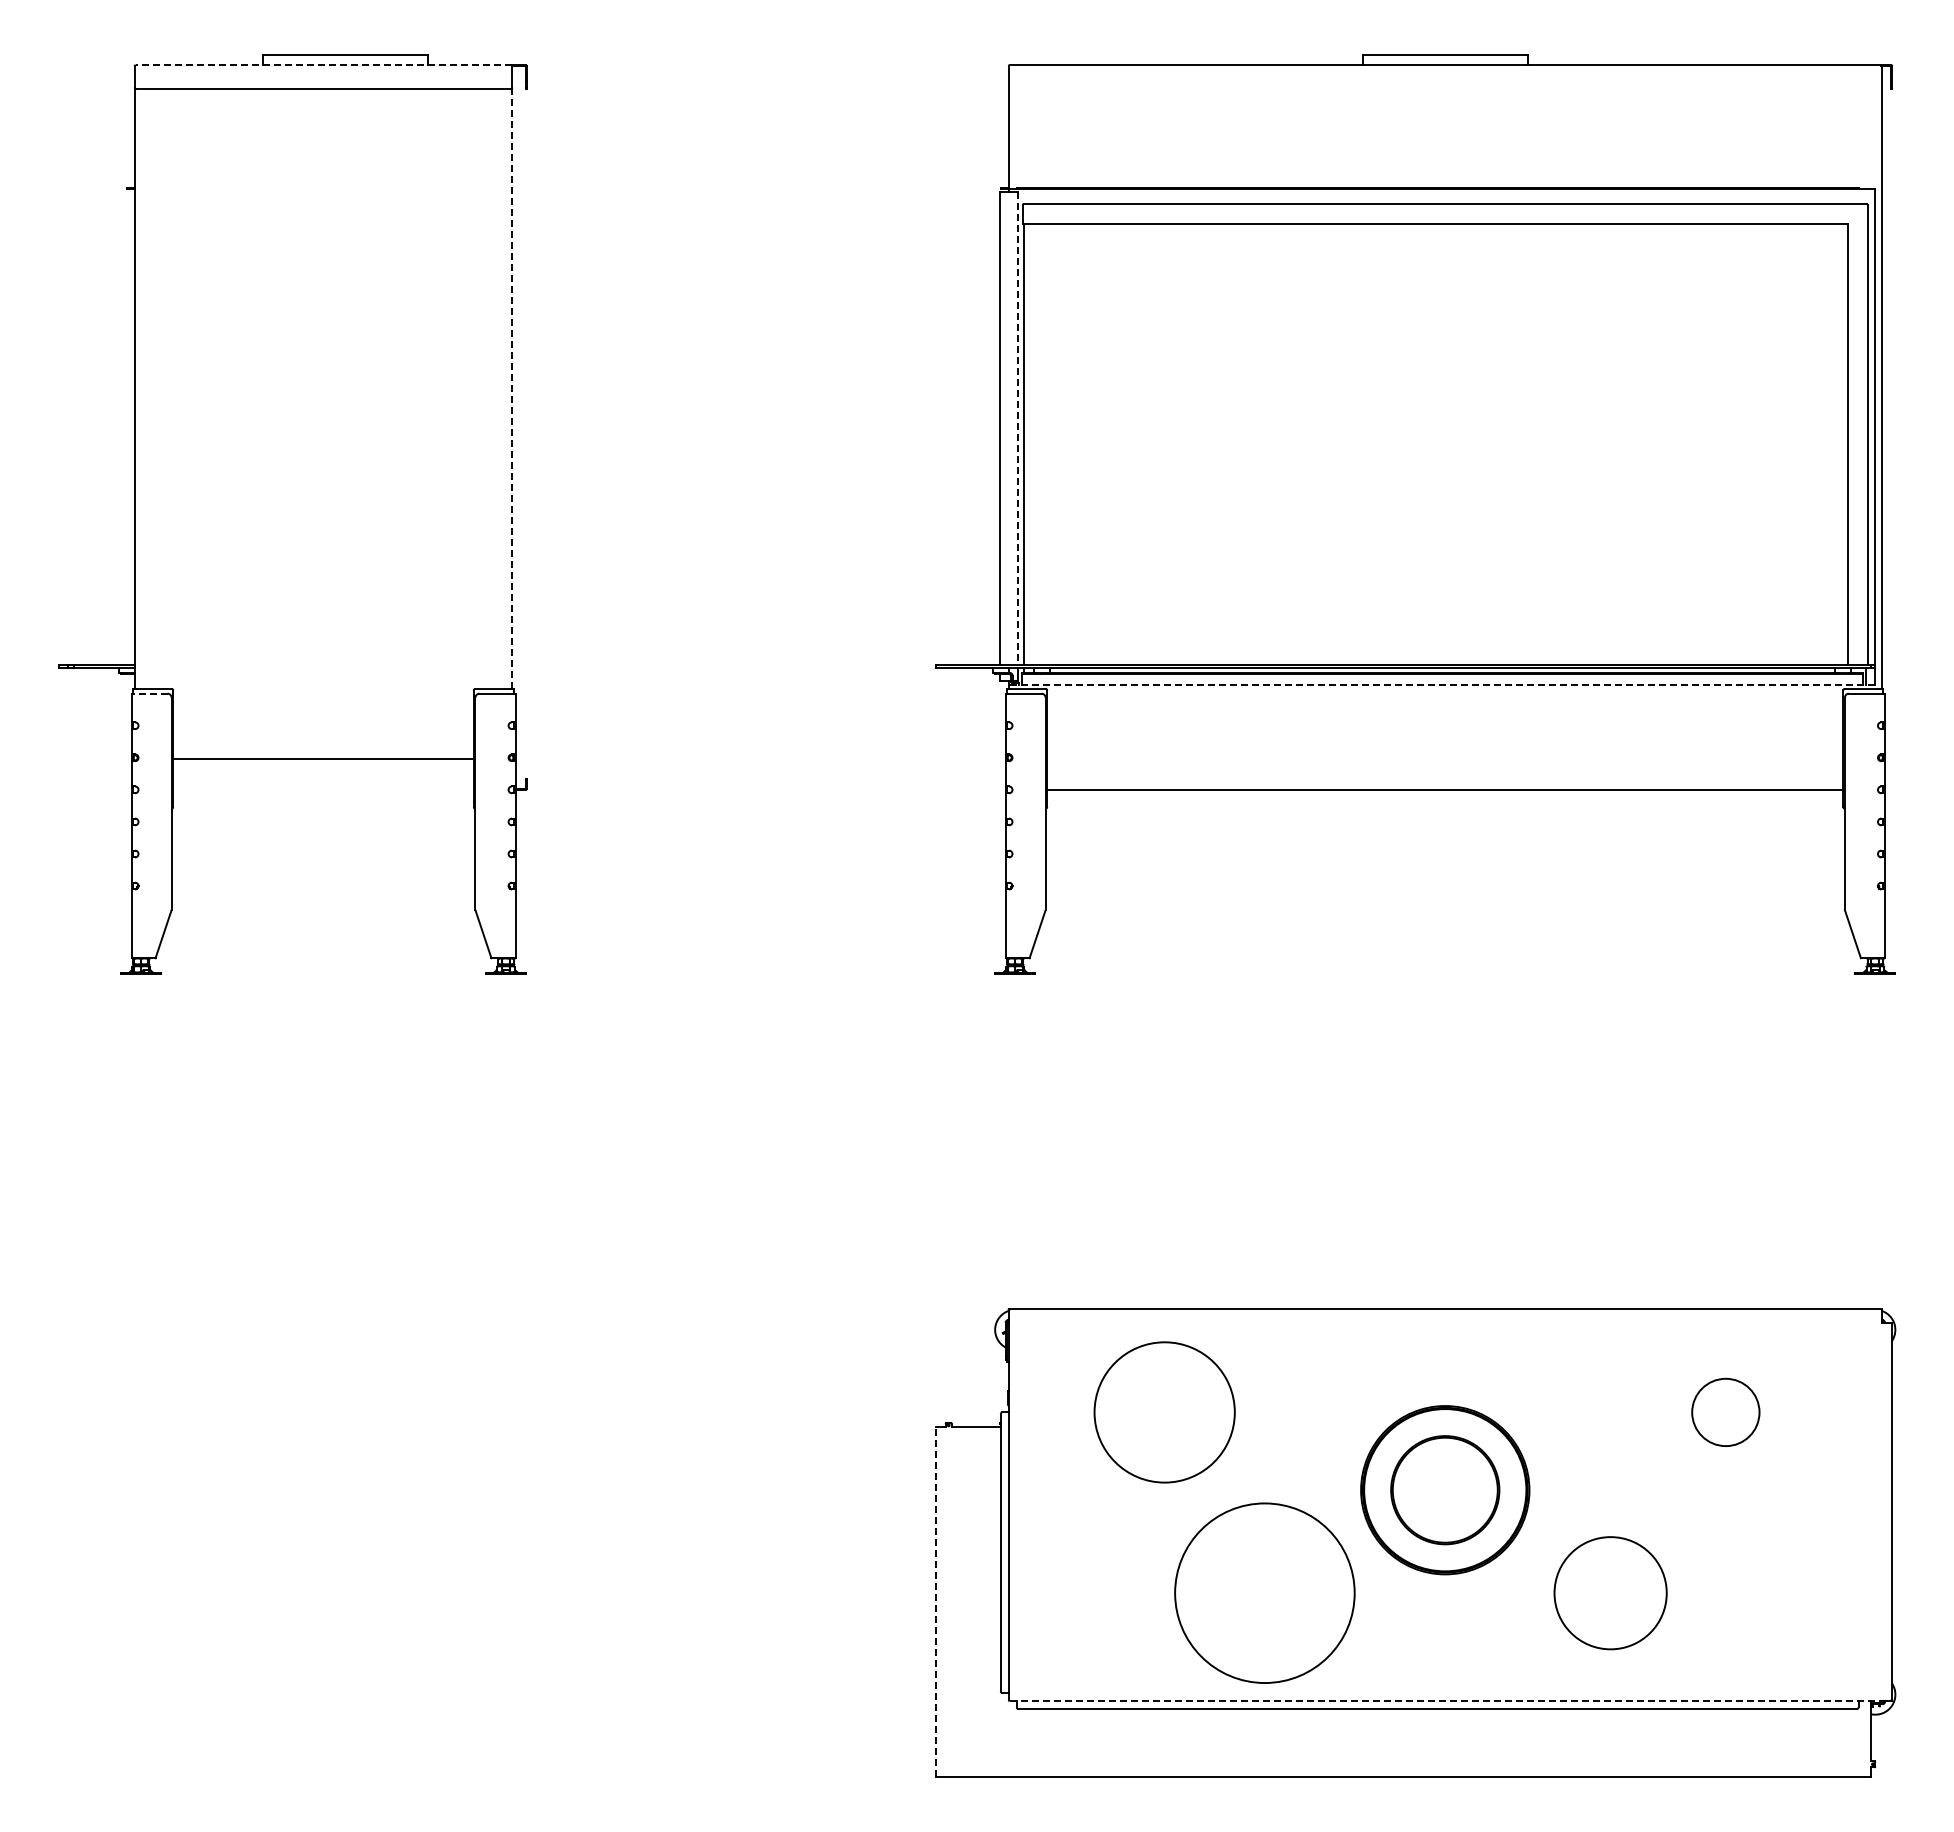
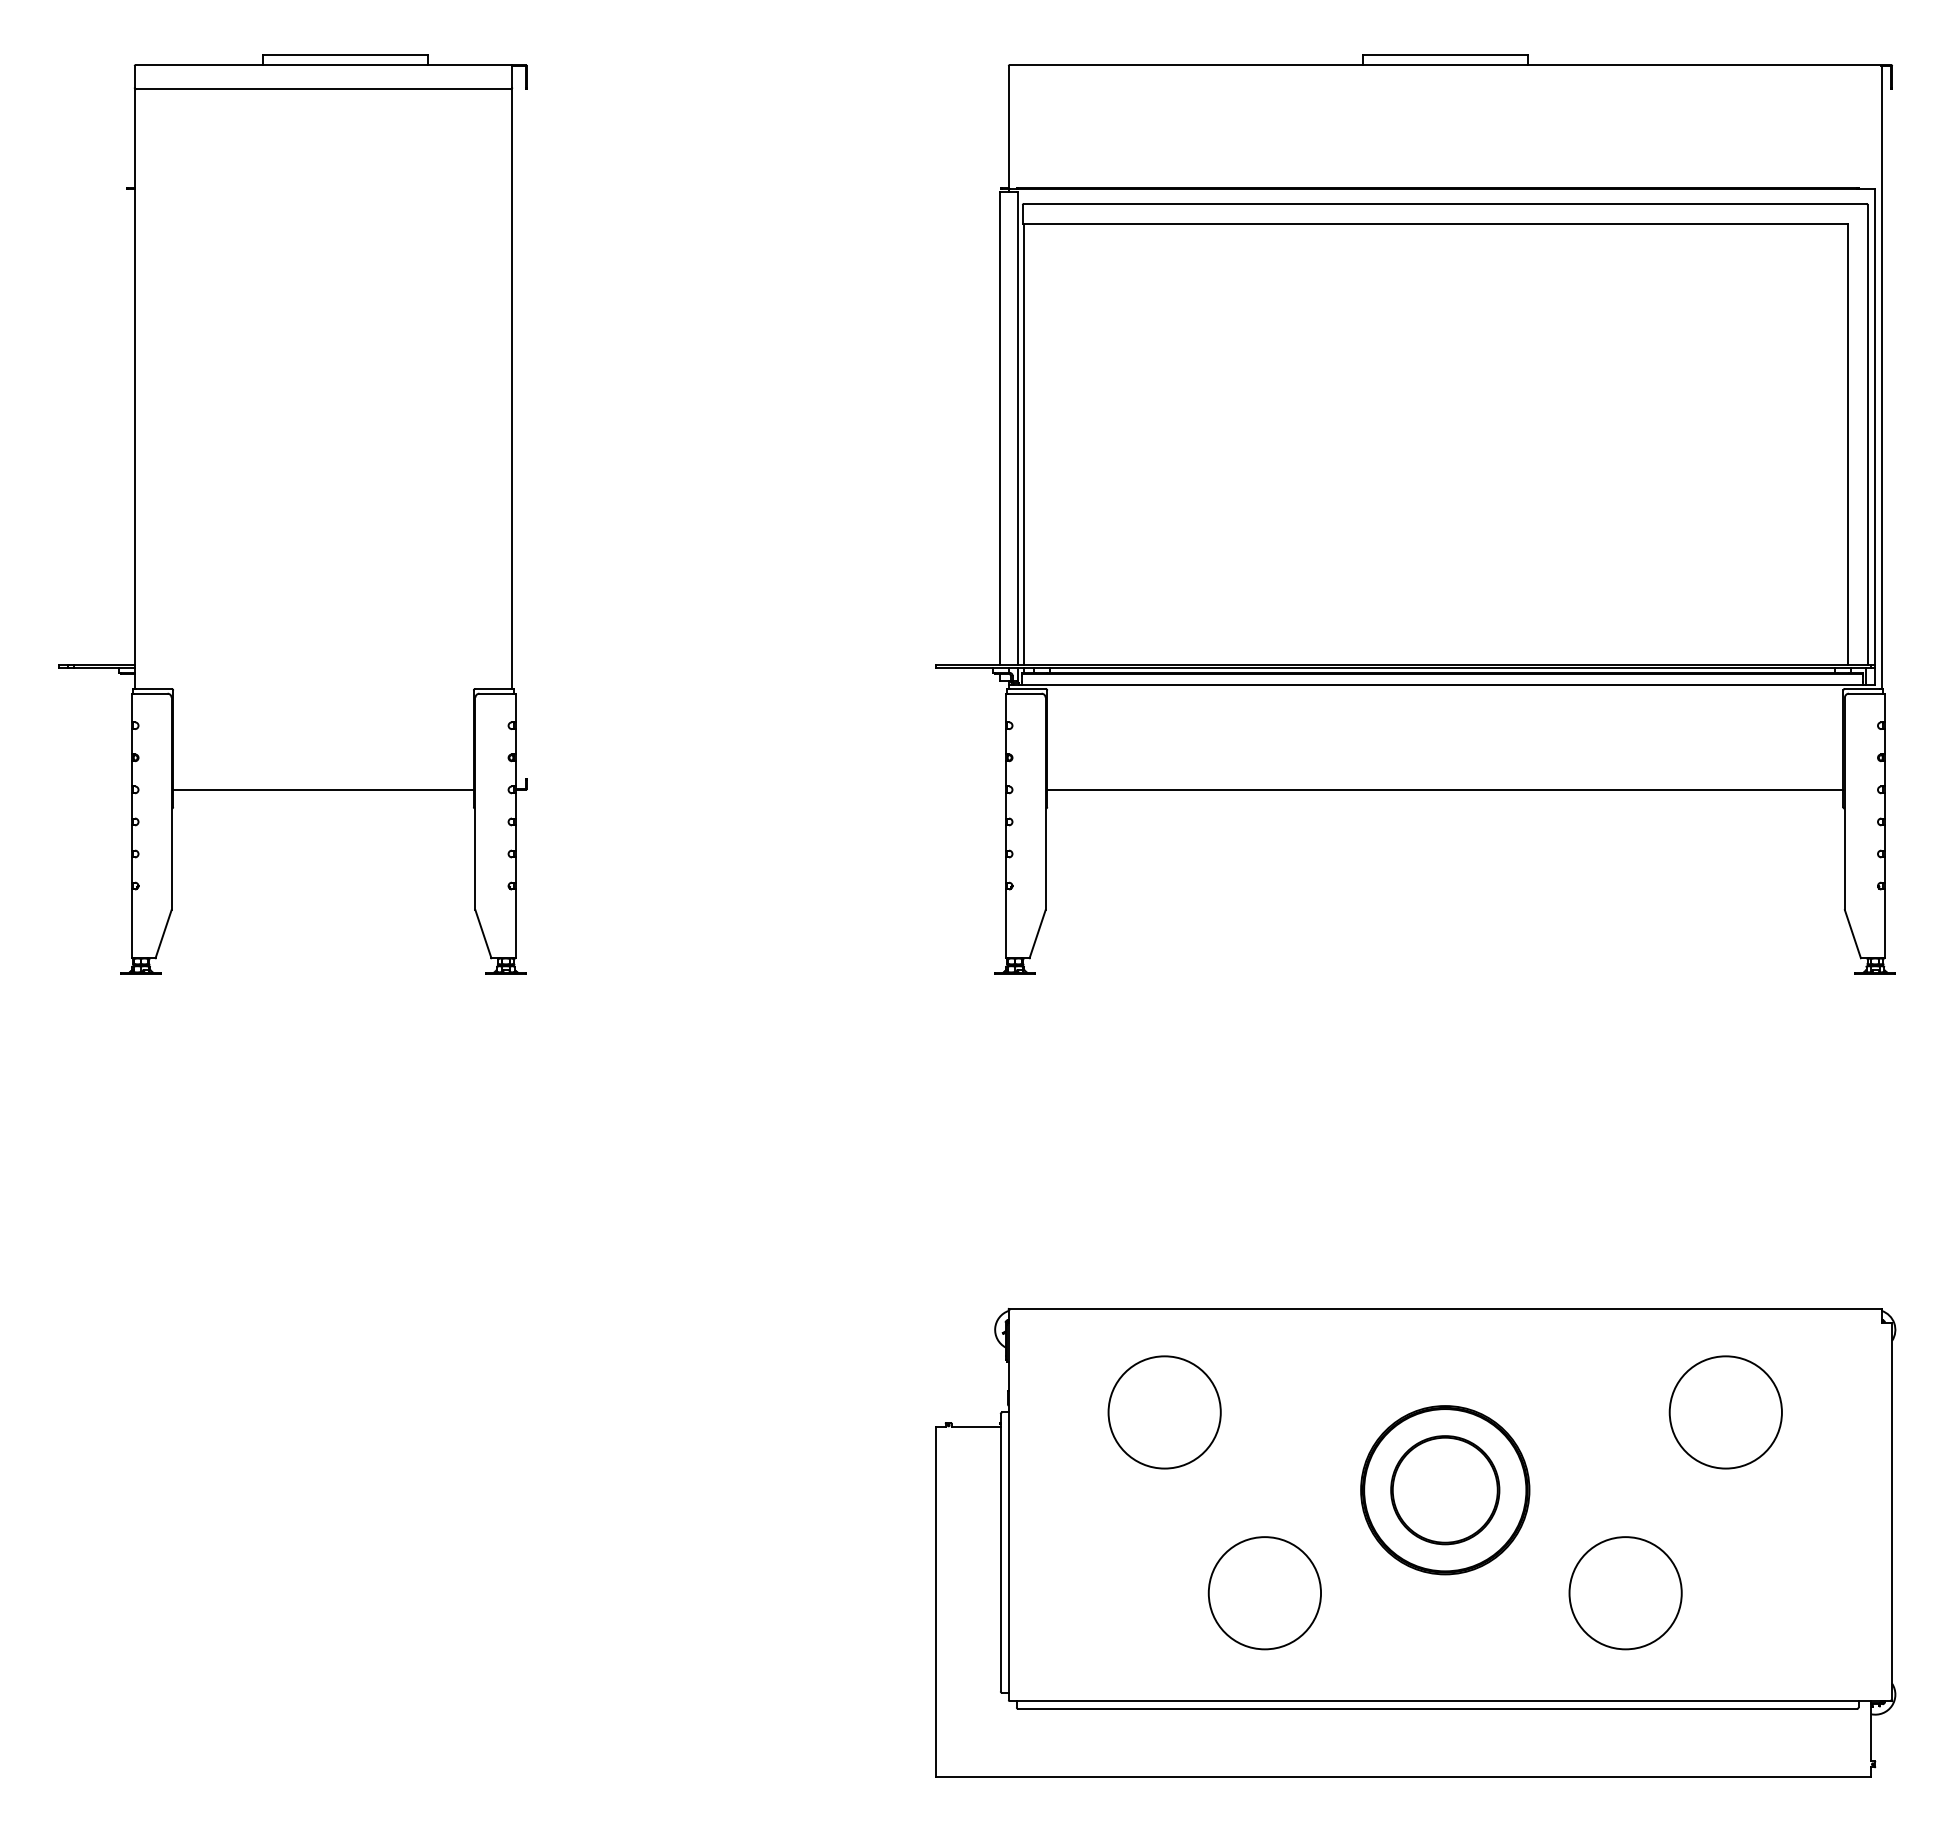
line: dashed -> solid (323, 65)
line: dashed -> solid (512, 388)
line: dashed -> solid (1018, 428)
line: dashed -> solid (1441, 684)
line: dashed -> solid (150, 693)
line position: (323, 758) -> (323, 789) (323, 789)
circle diameter: 140 px -> 112 px (1164, 1412)
circle diameter: 67 px -> 112 px (1725, 1412)
circle diameter: 180 px -> 112 px (1264, 1593)
circle position: (1610, 1593) -> (1625, 1593) (1625, 1593)
line: dashed -> solid (935, 1601)
line: dashed -> solid (1445, 1701)
